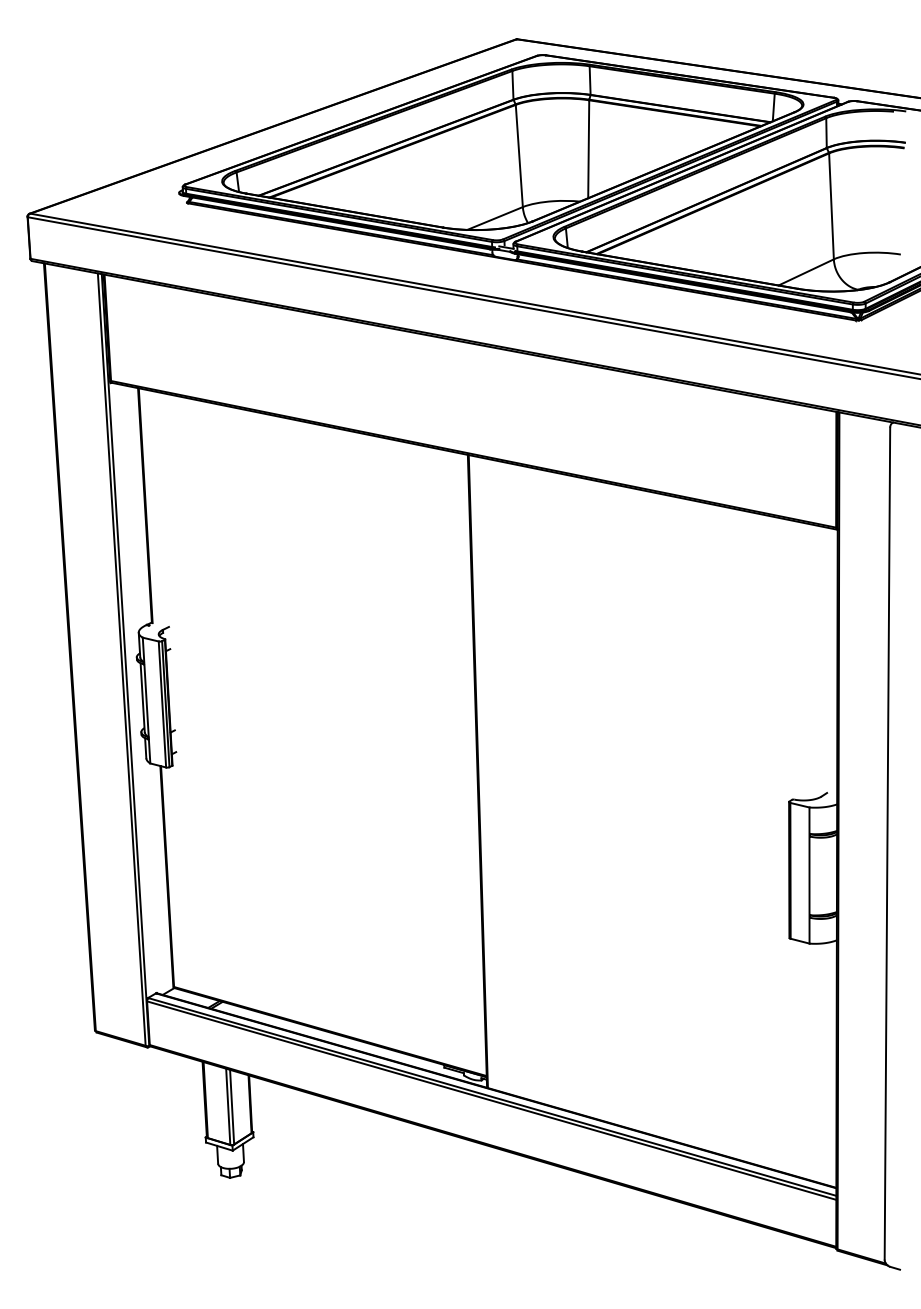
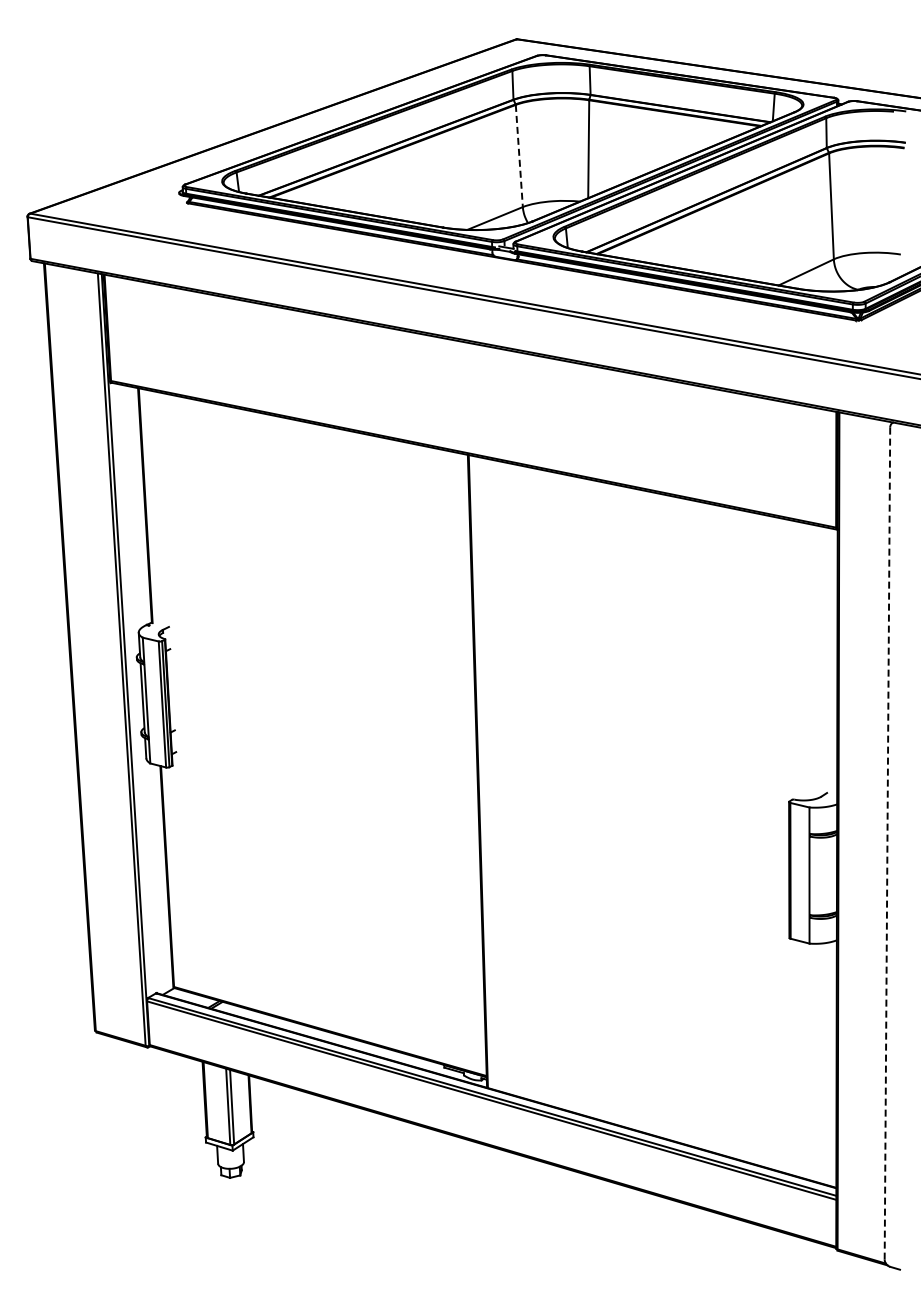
line: solid -> dashed (519, 156)
line: solid -> dashed (887, 843)
